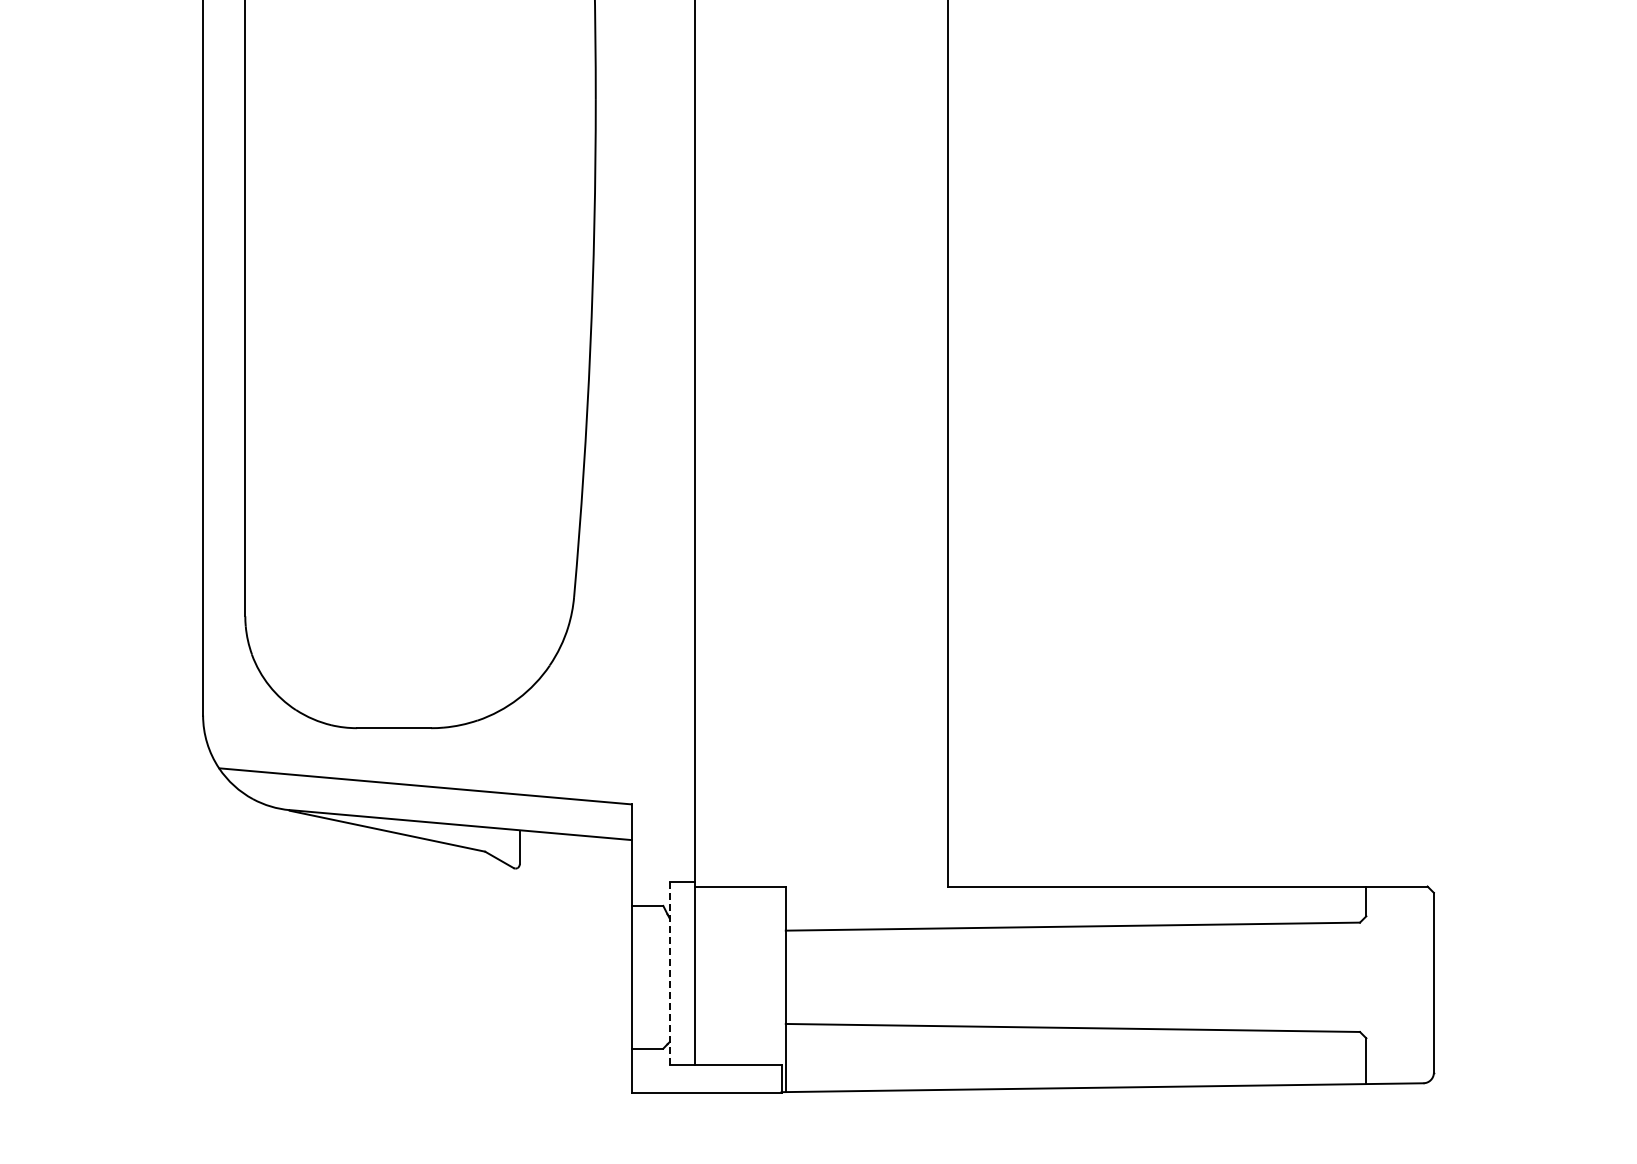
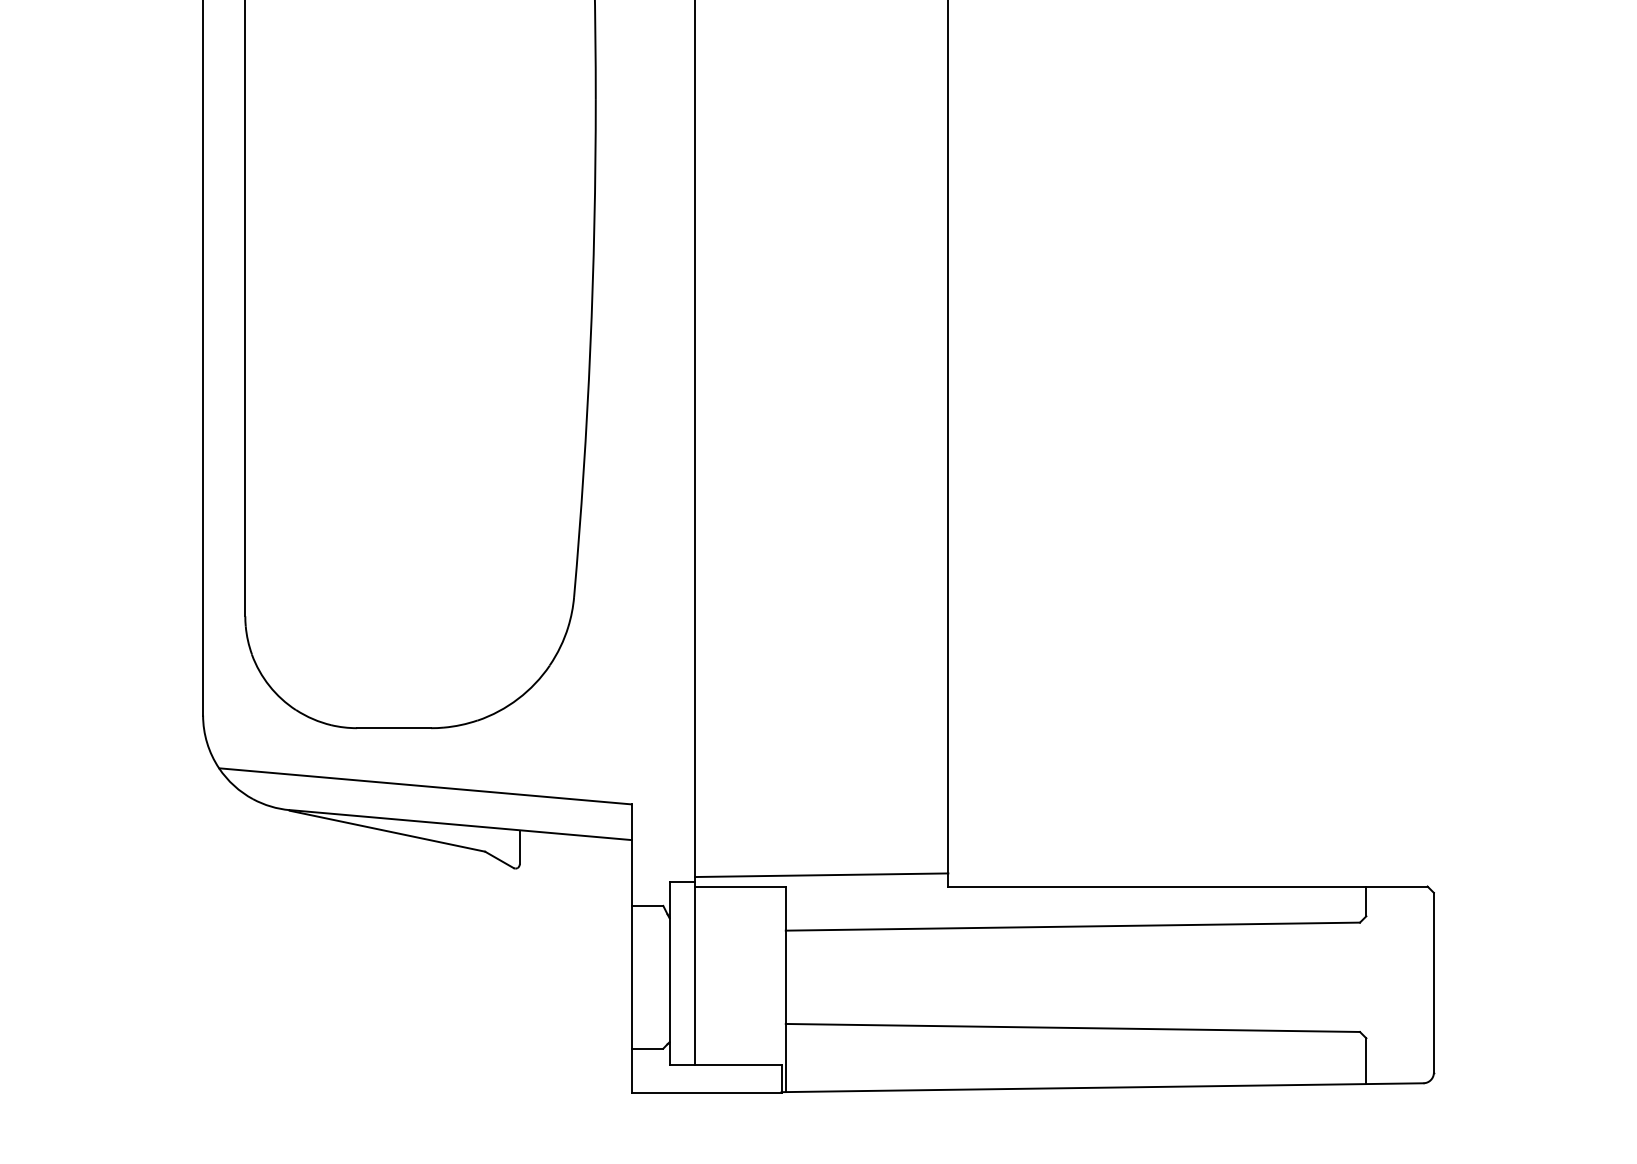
line: none -> present (821, 875)
line: dashed -> solid (669, 974)
